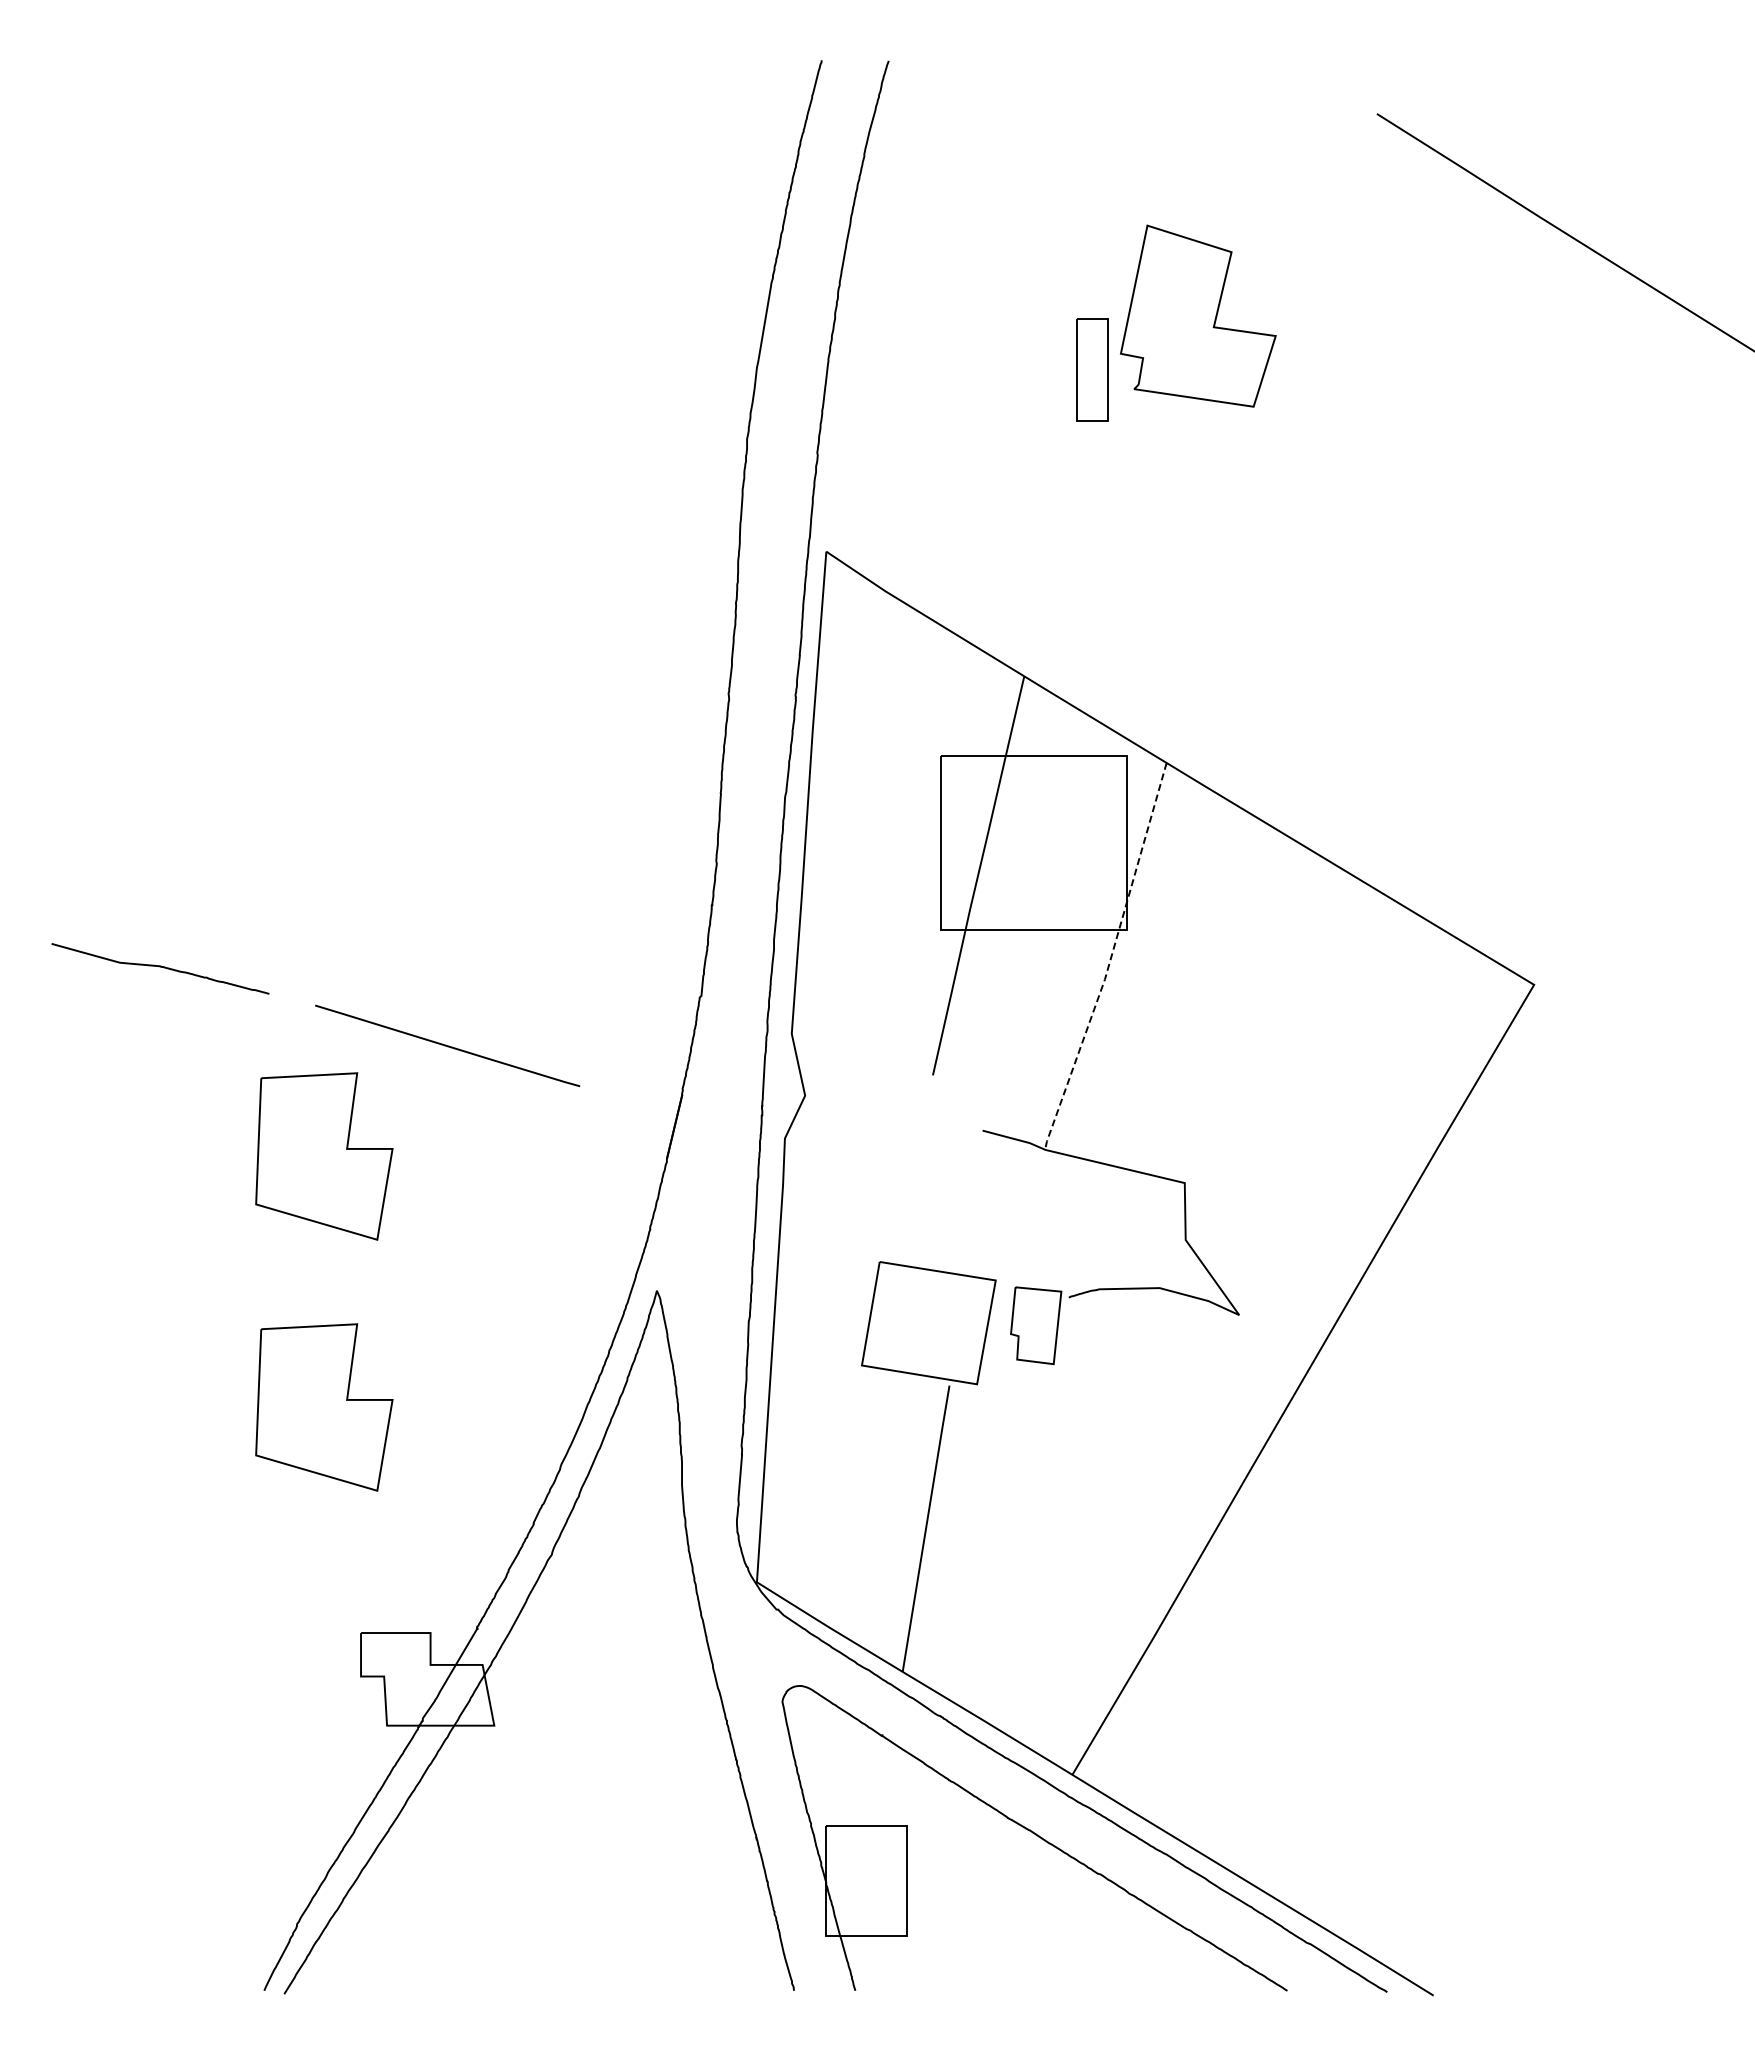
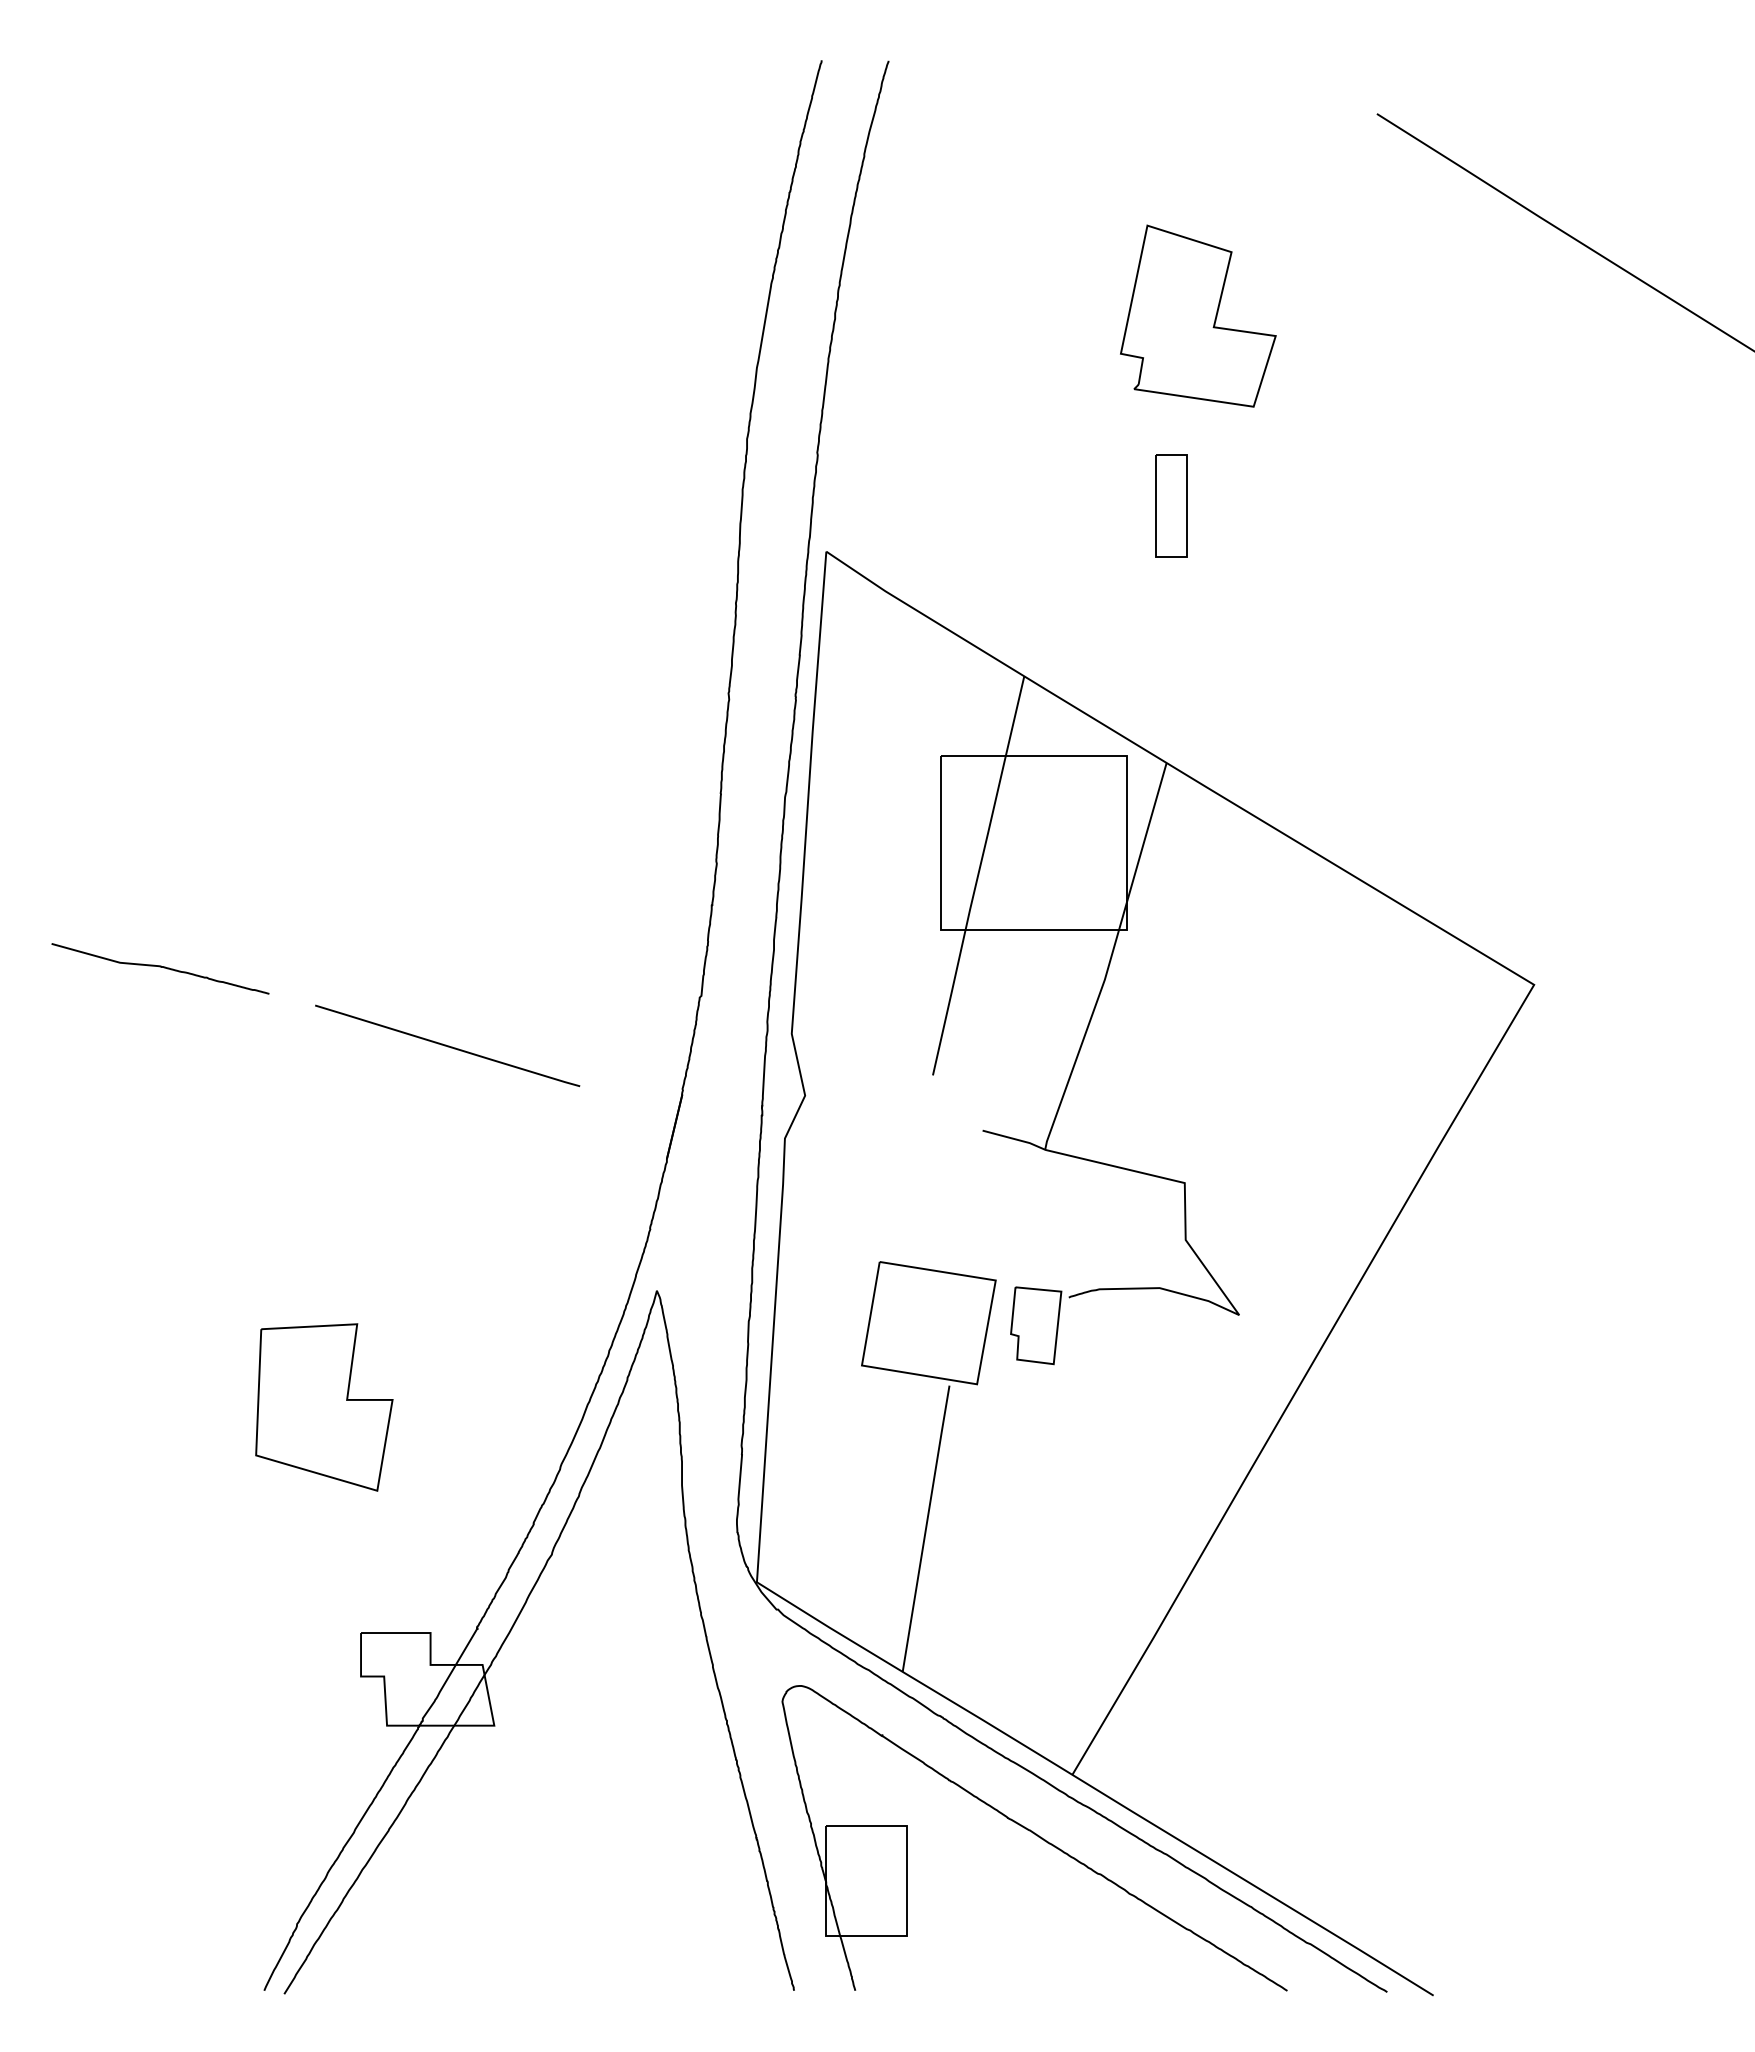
part position: (1092, 369) -> (1171, 505) (1171, 505)
line: dashed -> solid (1110, 959)
part: present -> none (324, 1156)
